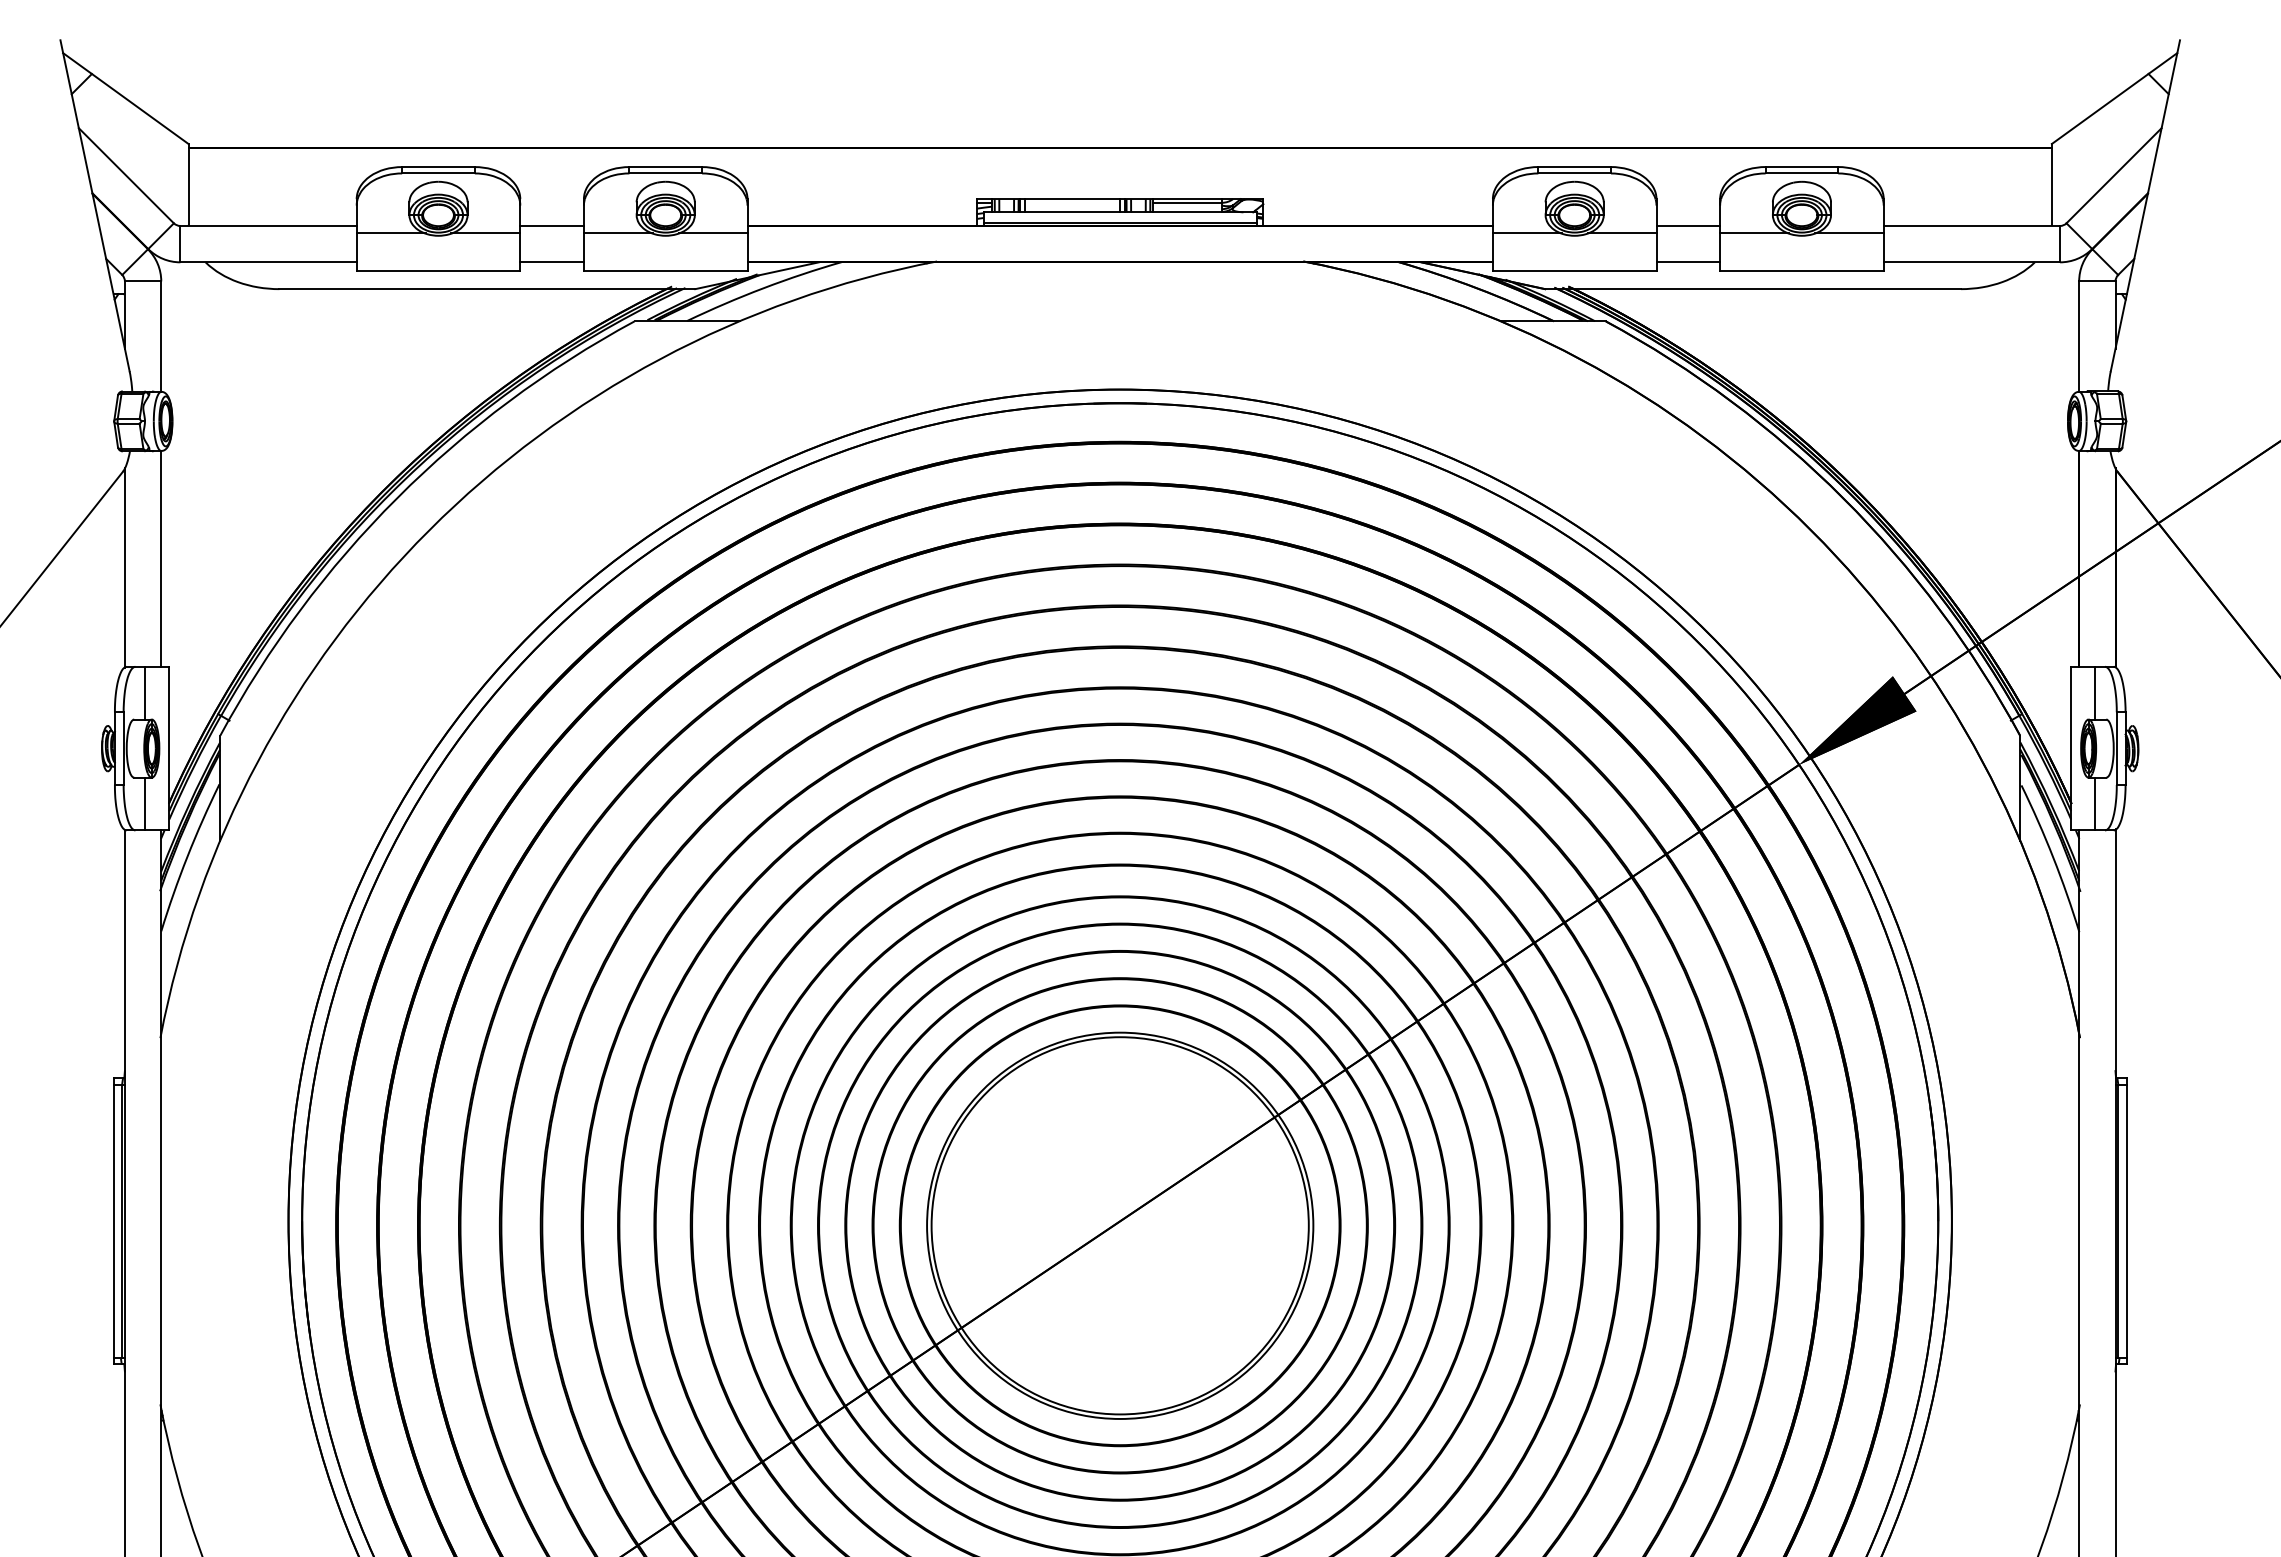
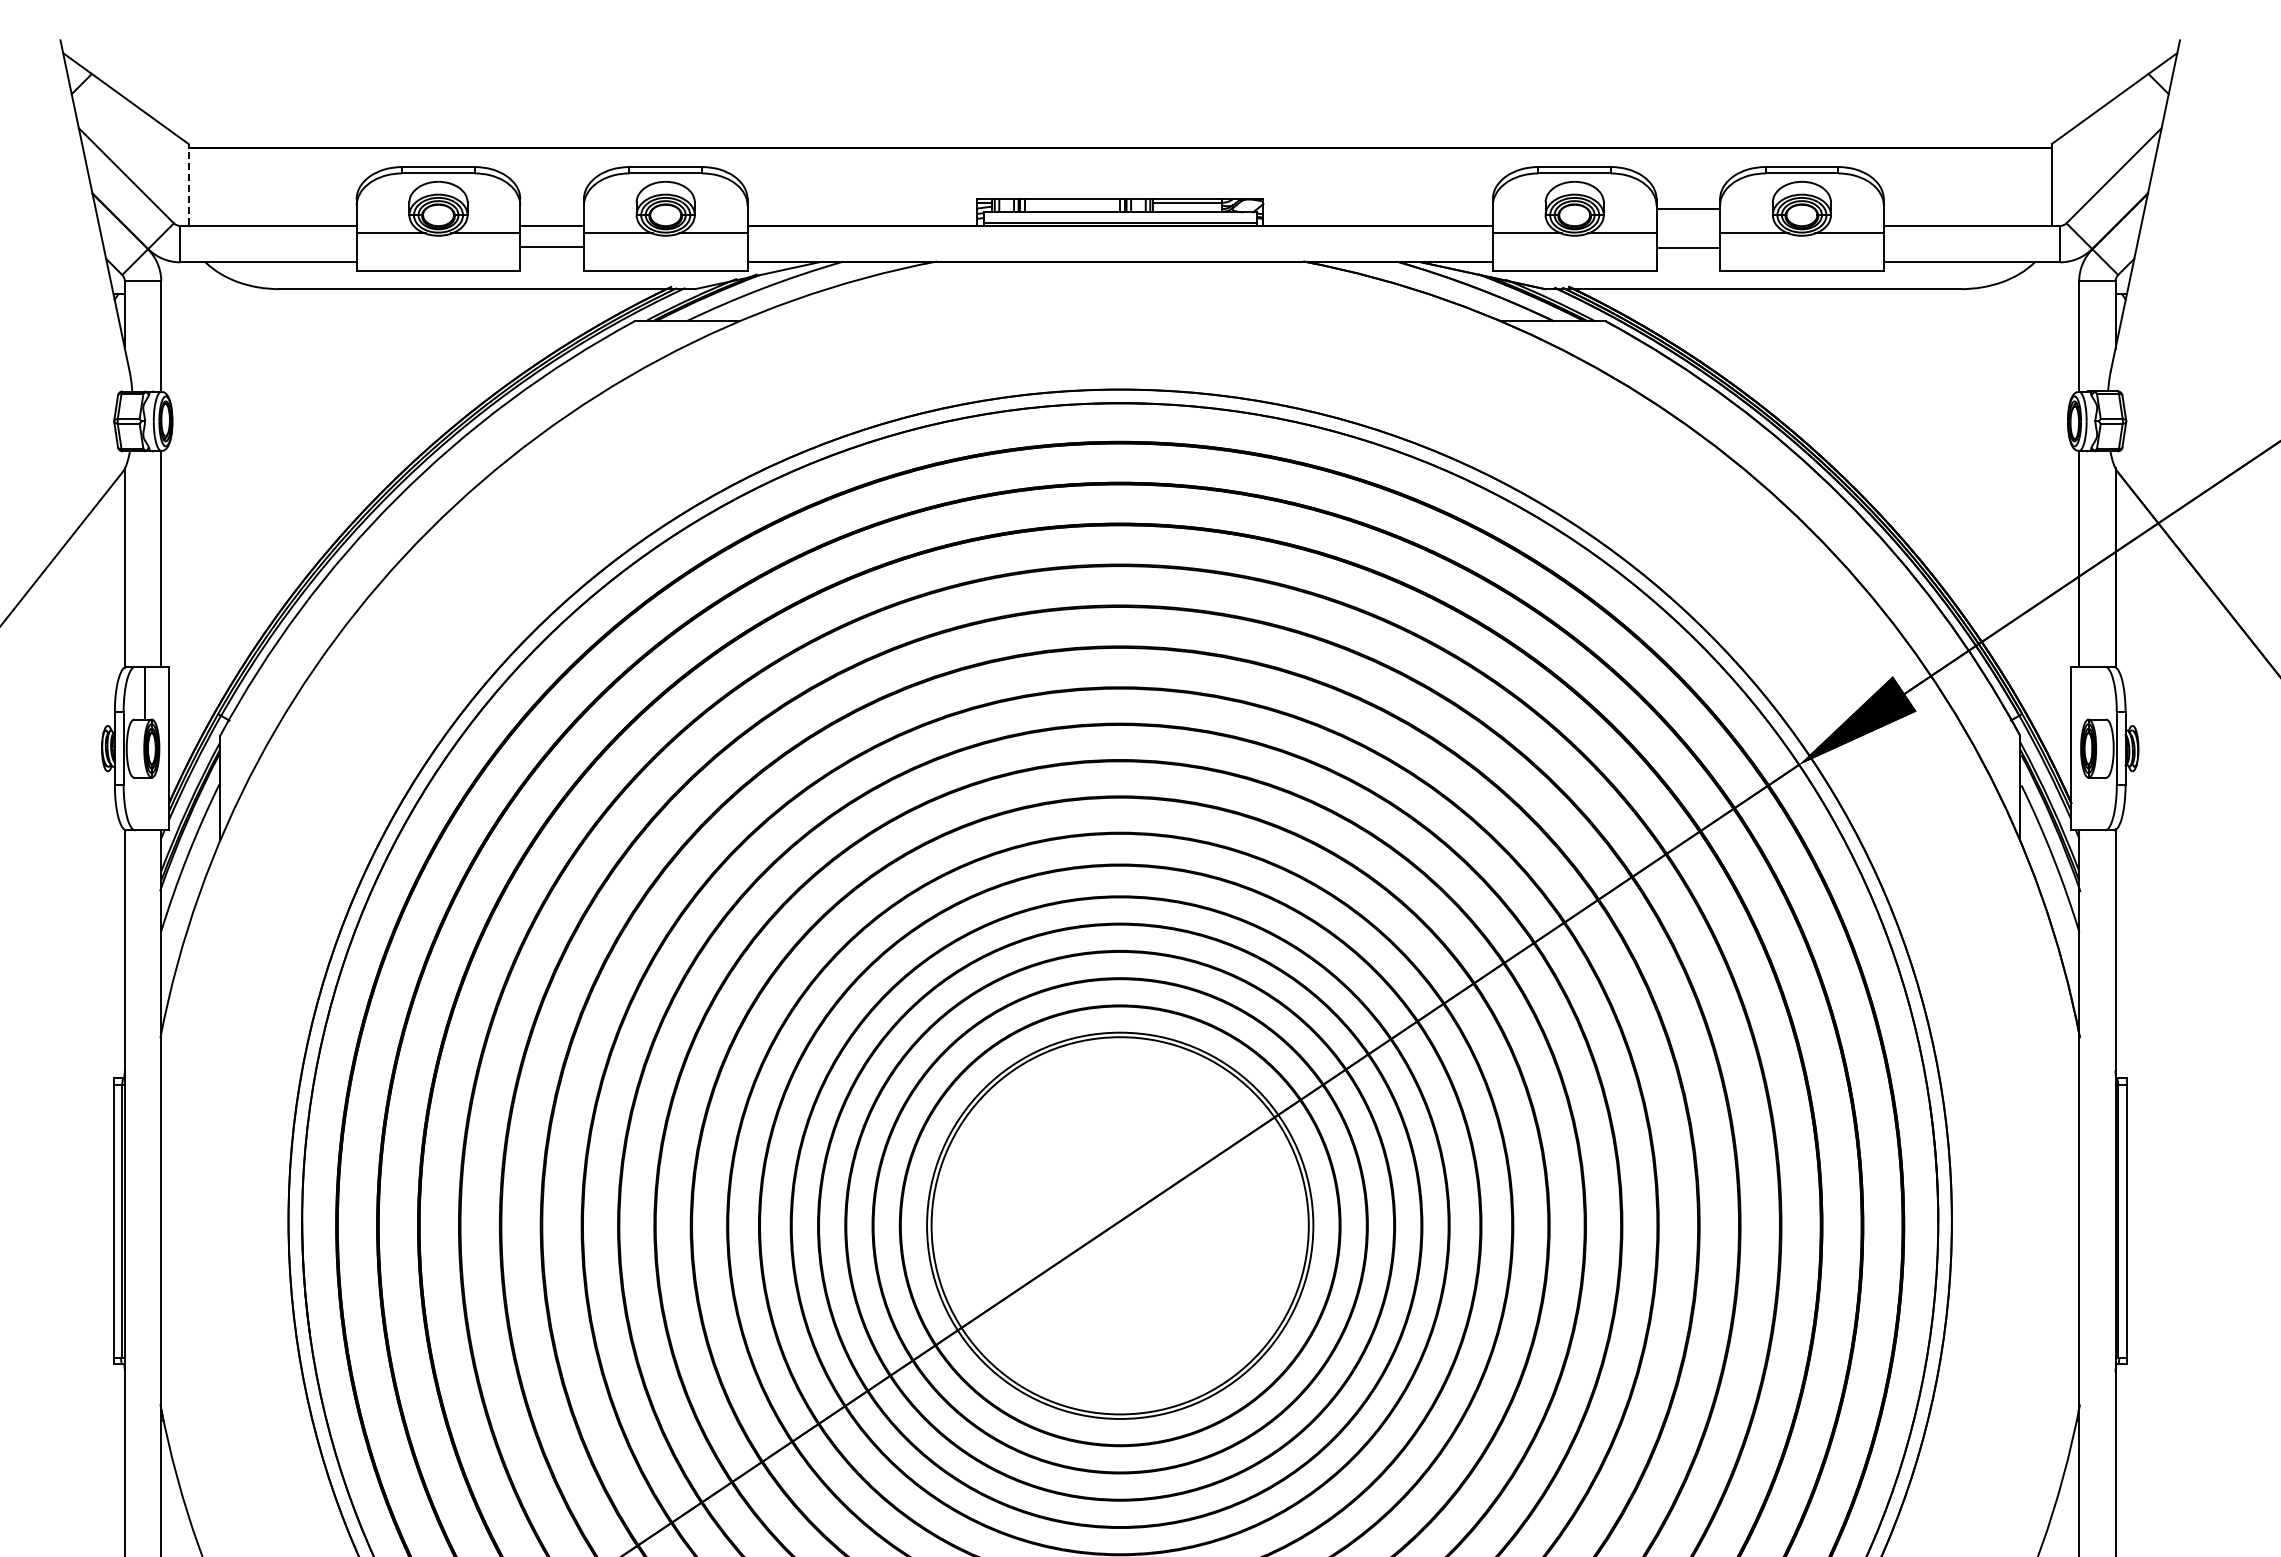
line: solid -> dashed (188, 183)
line position: (1688, 225) -> (1688, 208) (1688, 208)
line position: (551, 262) -> (551, 247) (551, 247)
line position: (1688, 262) -> (1688, 248) (1688, 248)
line: present -> none (2094, 692)
line: present -> none (145, 803)
line: present -> none (2094, 803)
